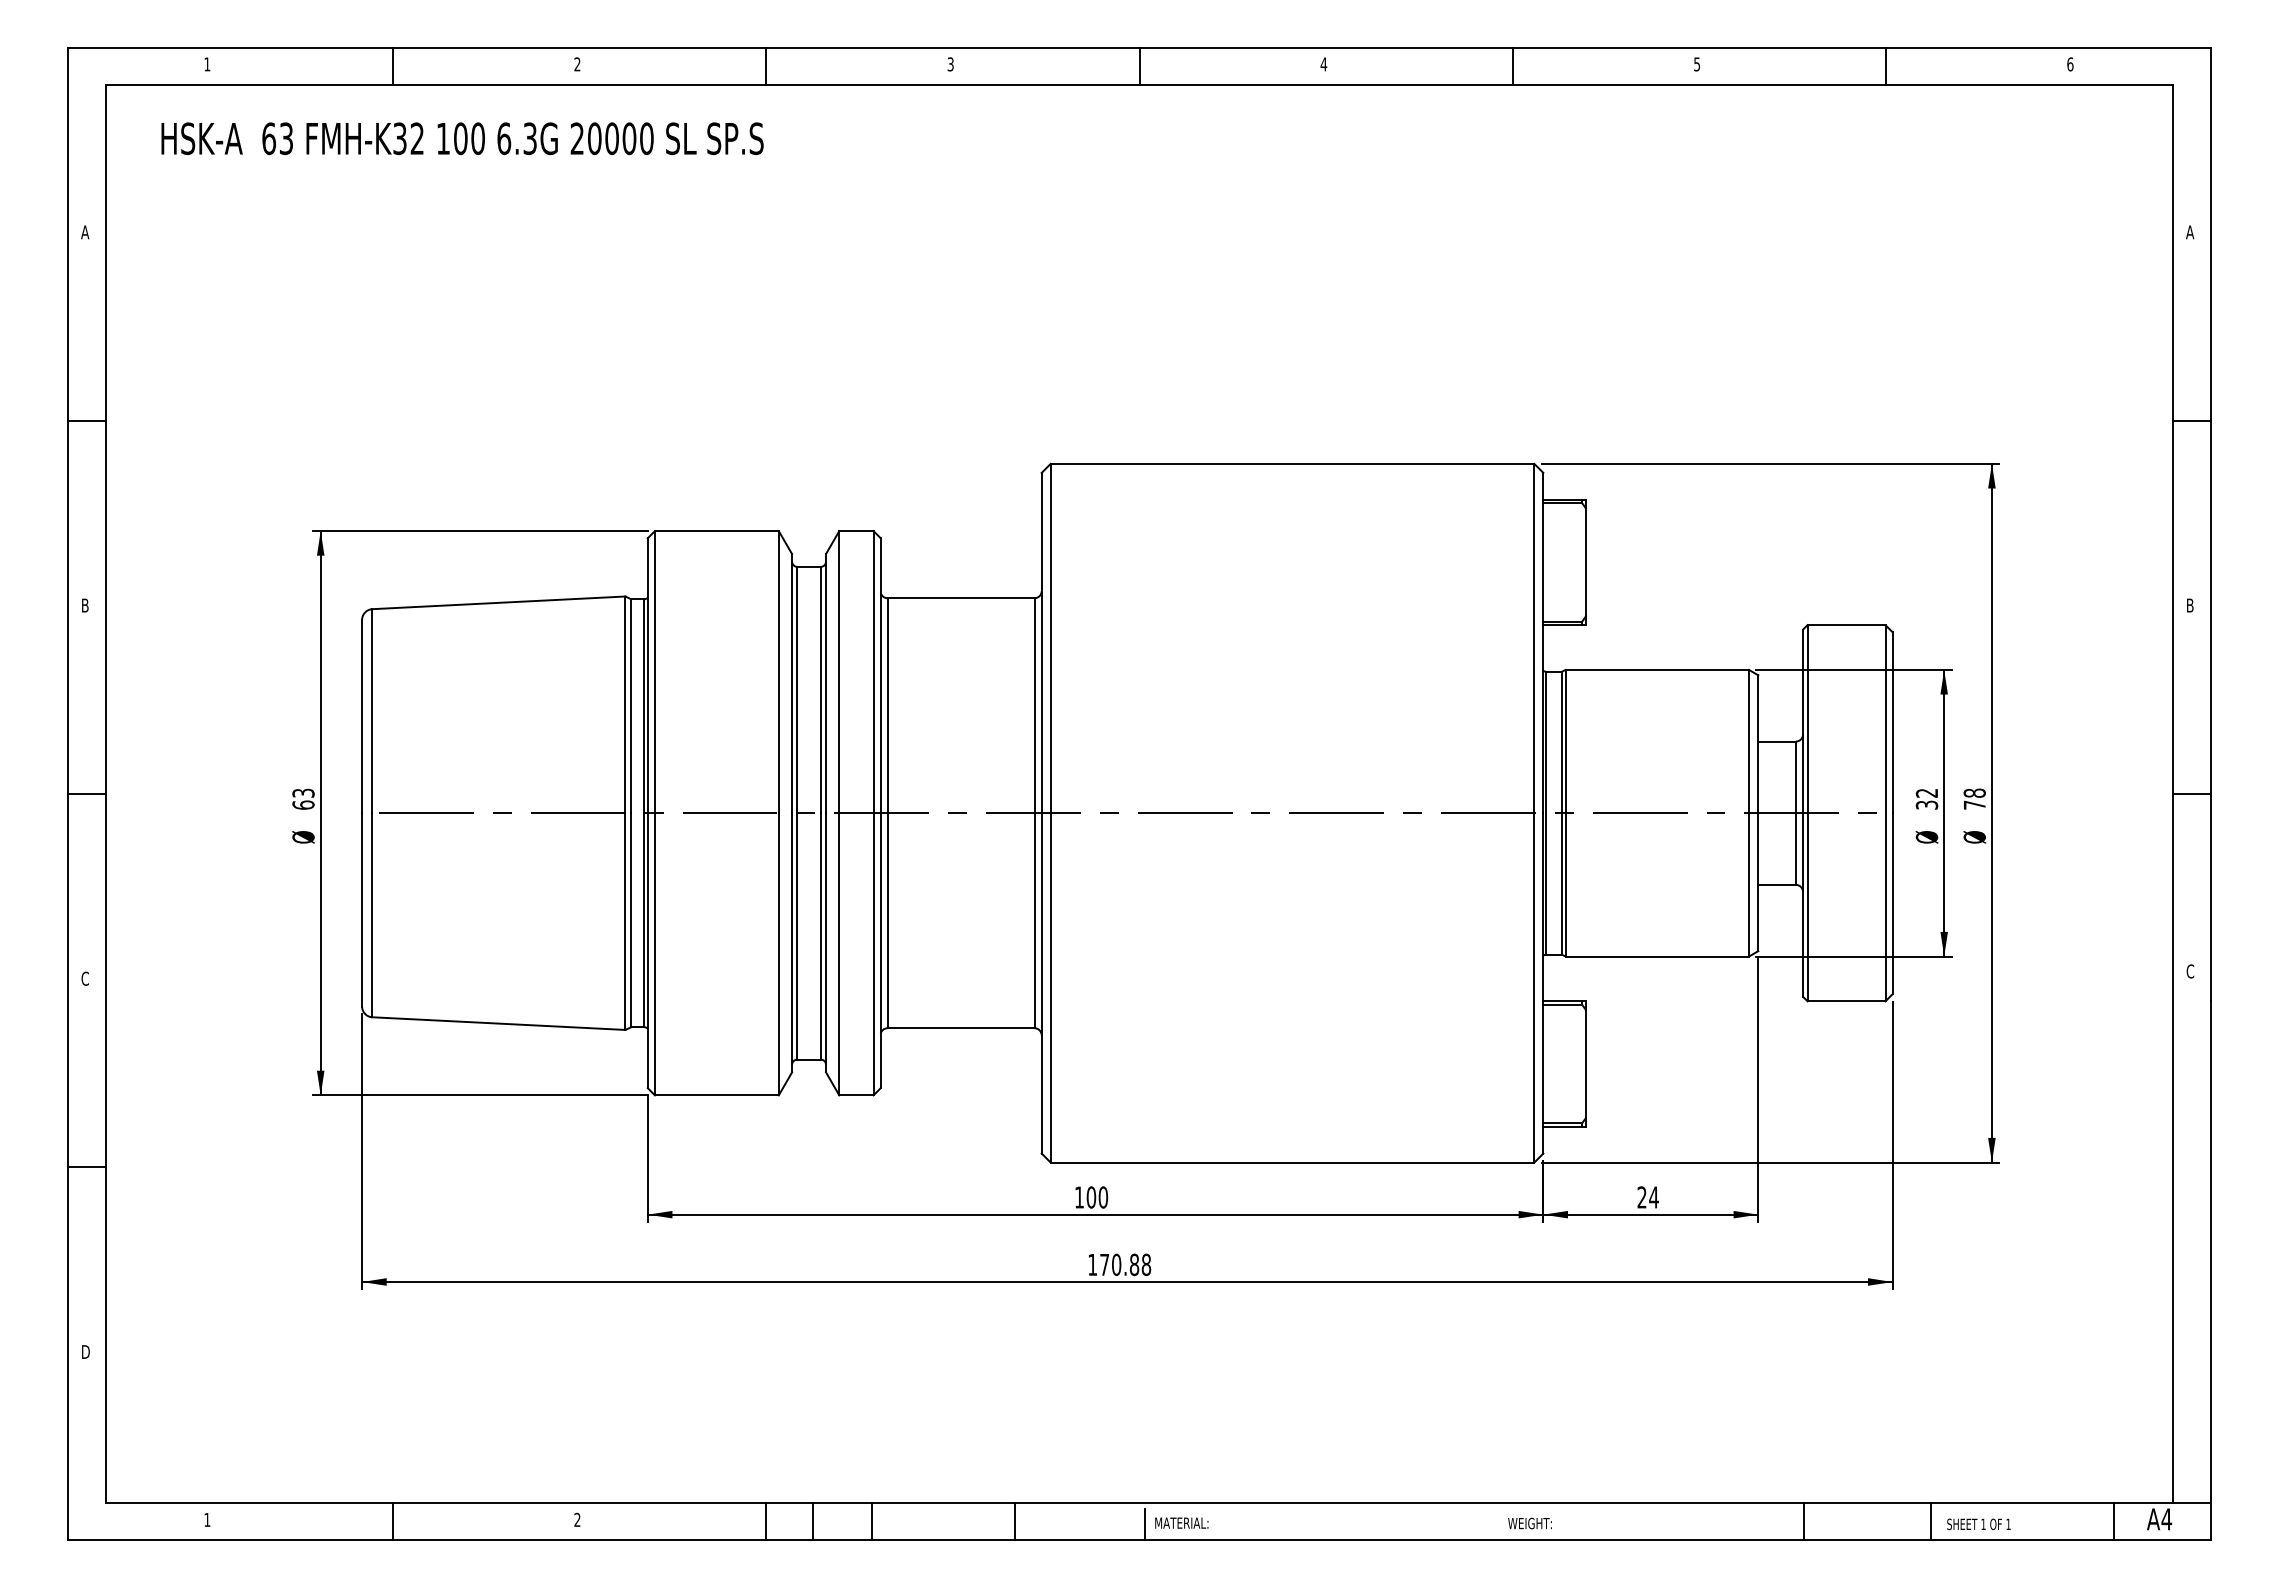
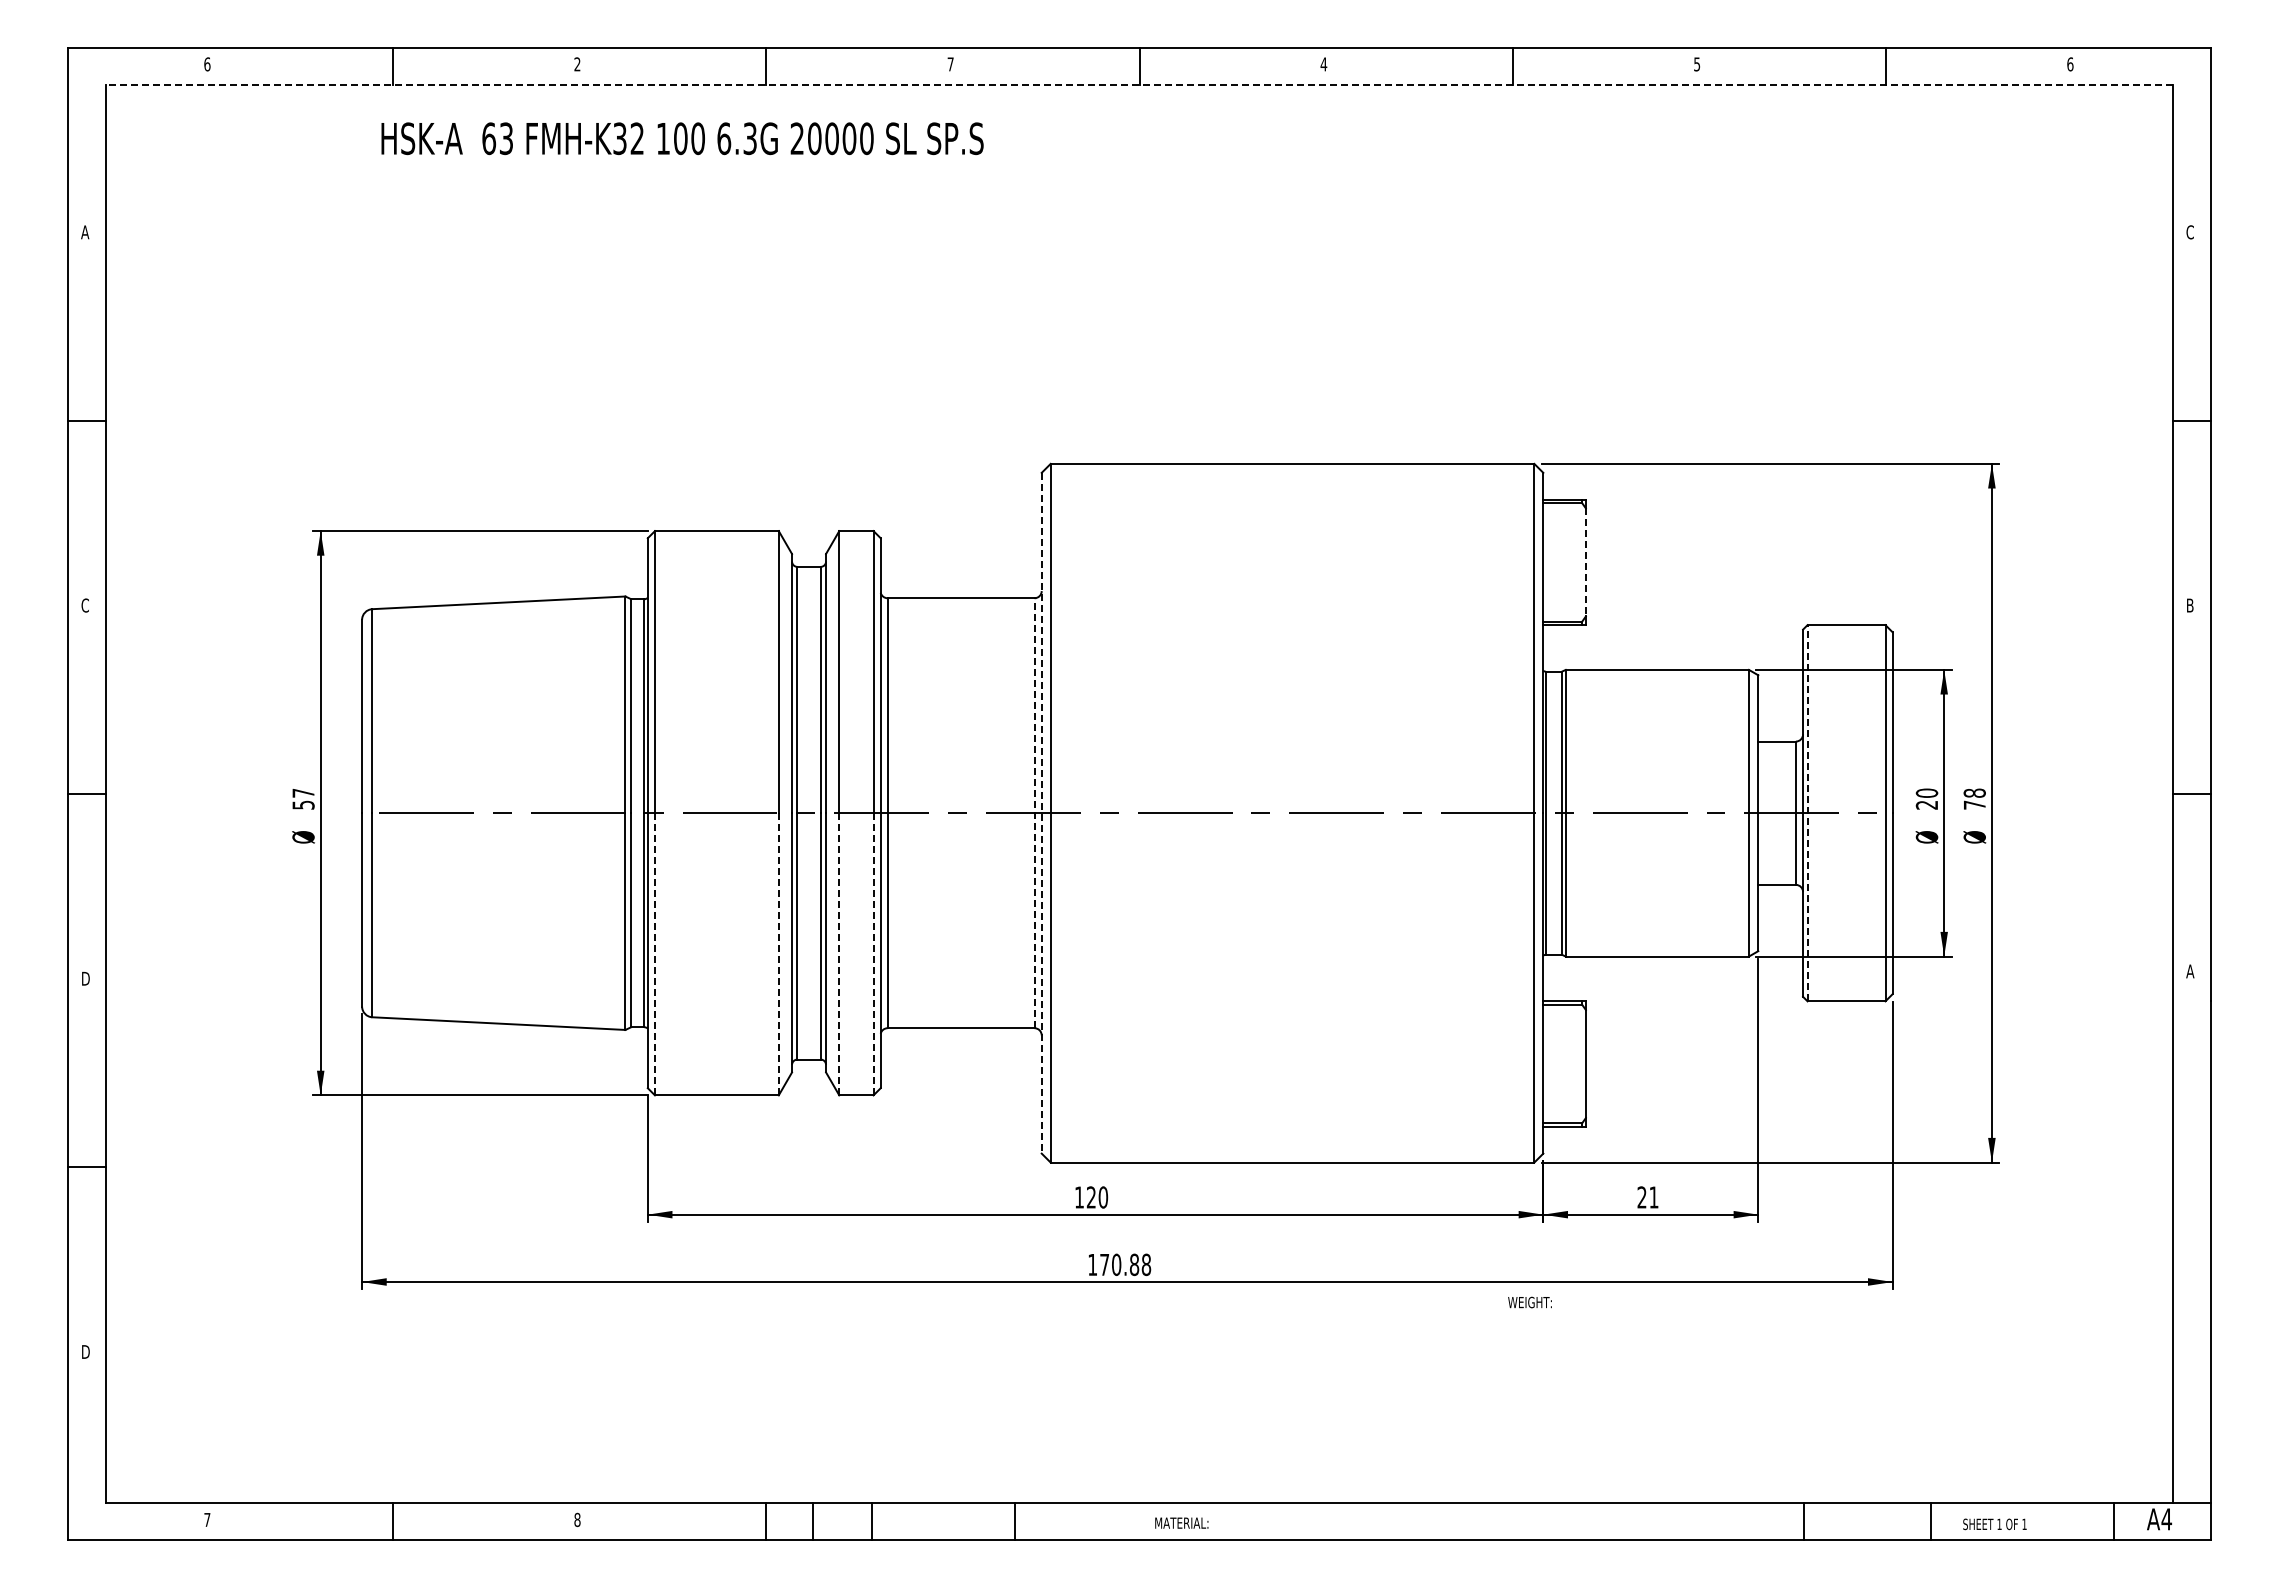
text: 1 -> 6 (207, 64)
text: 3 -> 7 (950, 64)
line: solid -> dashed (1139, 84)
text position: (462, 138) -> (682, 138) (682, 138)
text: A -> C (2190, 232)
line: solid -> dashed (1585, 562)
text: B -> C (84, 605)
text: 63 -> 57 (303, 798)
text: 32 -> 20 (1926, 798)
line: solid -> dashed (1807, 812)
line: solid -> dashed (1034, 813)
line: solid -> dashed (1041, 813)
line: solid -> dashed (654, 953)
line: solid -> dashed (778, 953)
line: solid -> dashed (839, 953)
line: solid -> dashed (873, 953)
text: C -> A (2190, 971)
text: C -> D (85, 978)
text: 100 -> 120 (1091, 1197)
text: 24 -> 21 (1653, 1197)
text: 1 -> 7 (207, 1519)
text: 2 -> 8 (577, 1520)
text position: (1529, 1523) -> (1529, 1302) (1529, 1302)
line: present -> none (1144, 1524)
text position: (1978, 1524) -> (1994, 1524) (1994, 1524)
